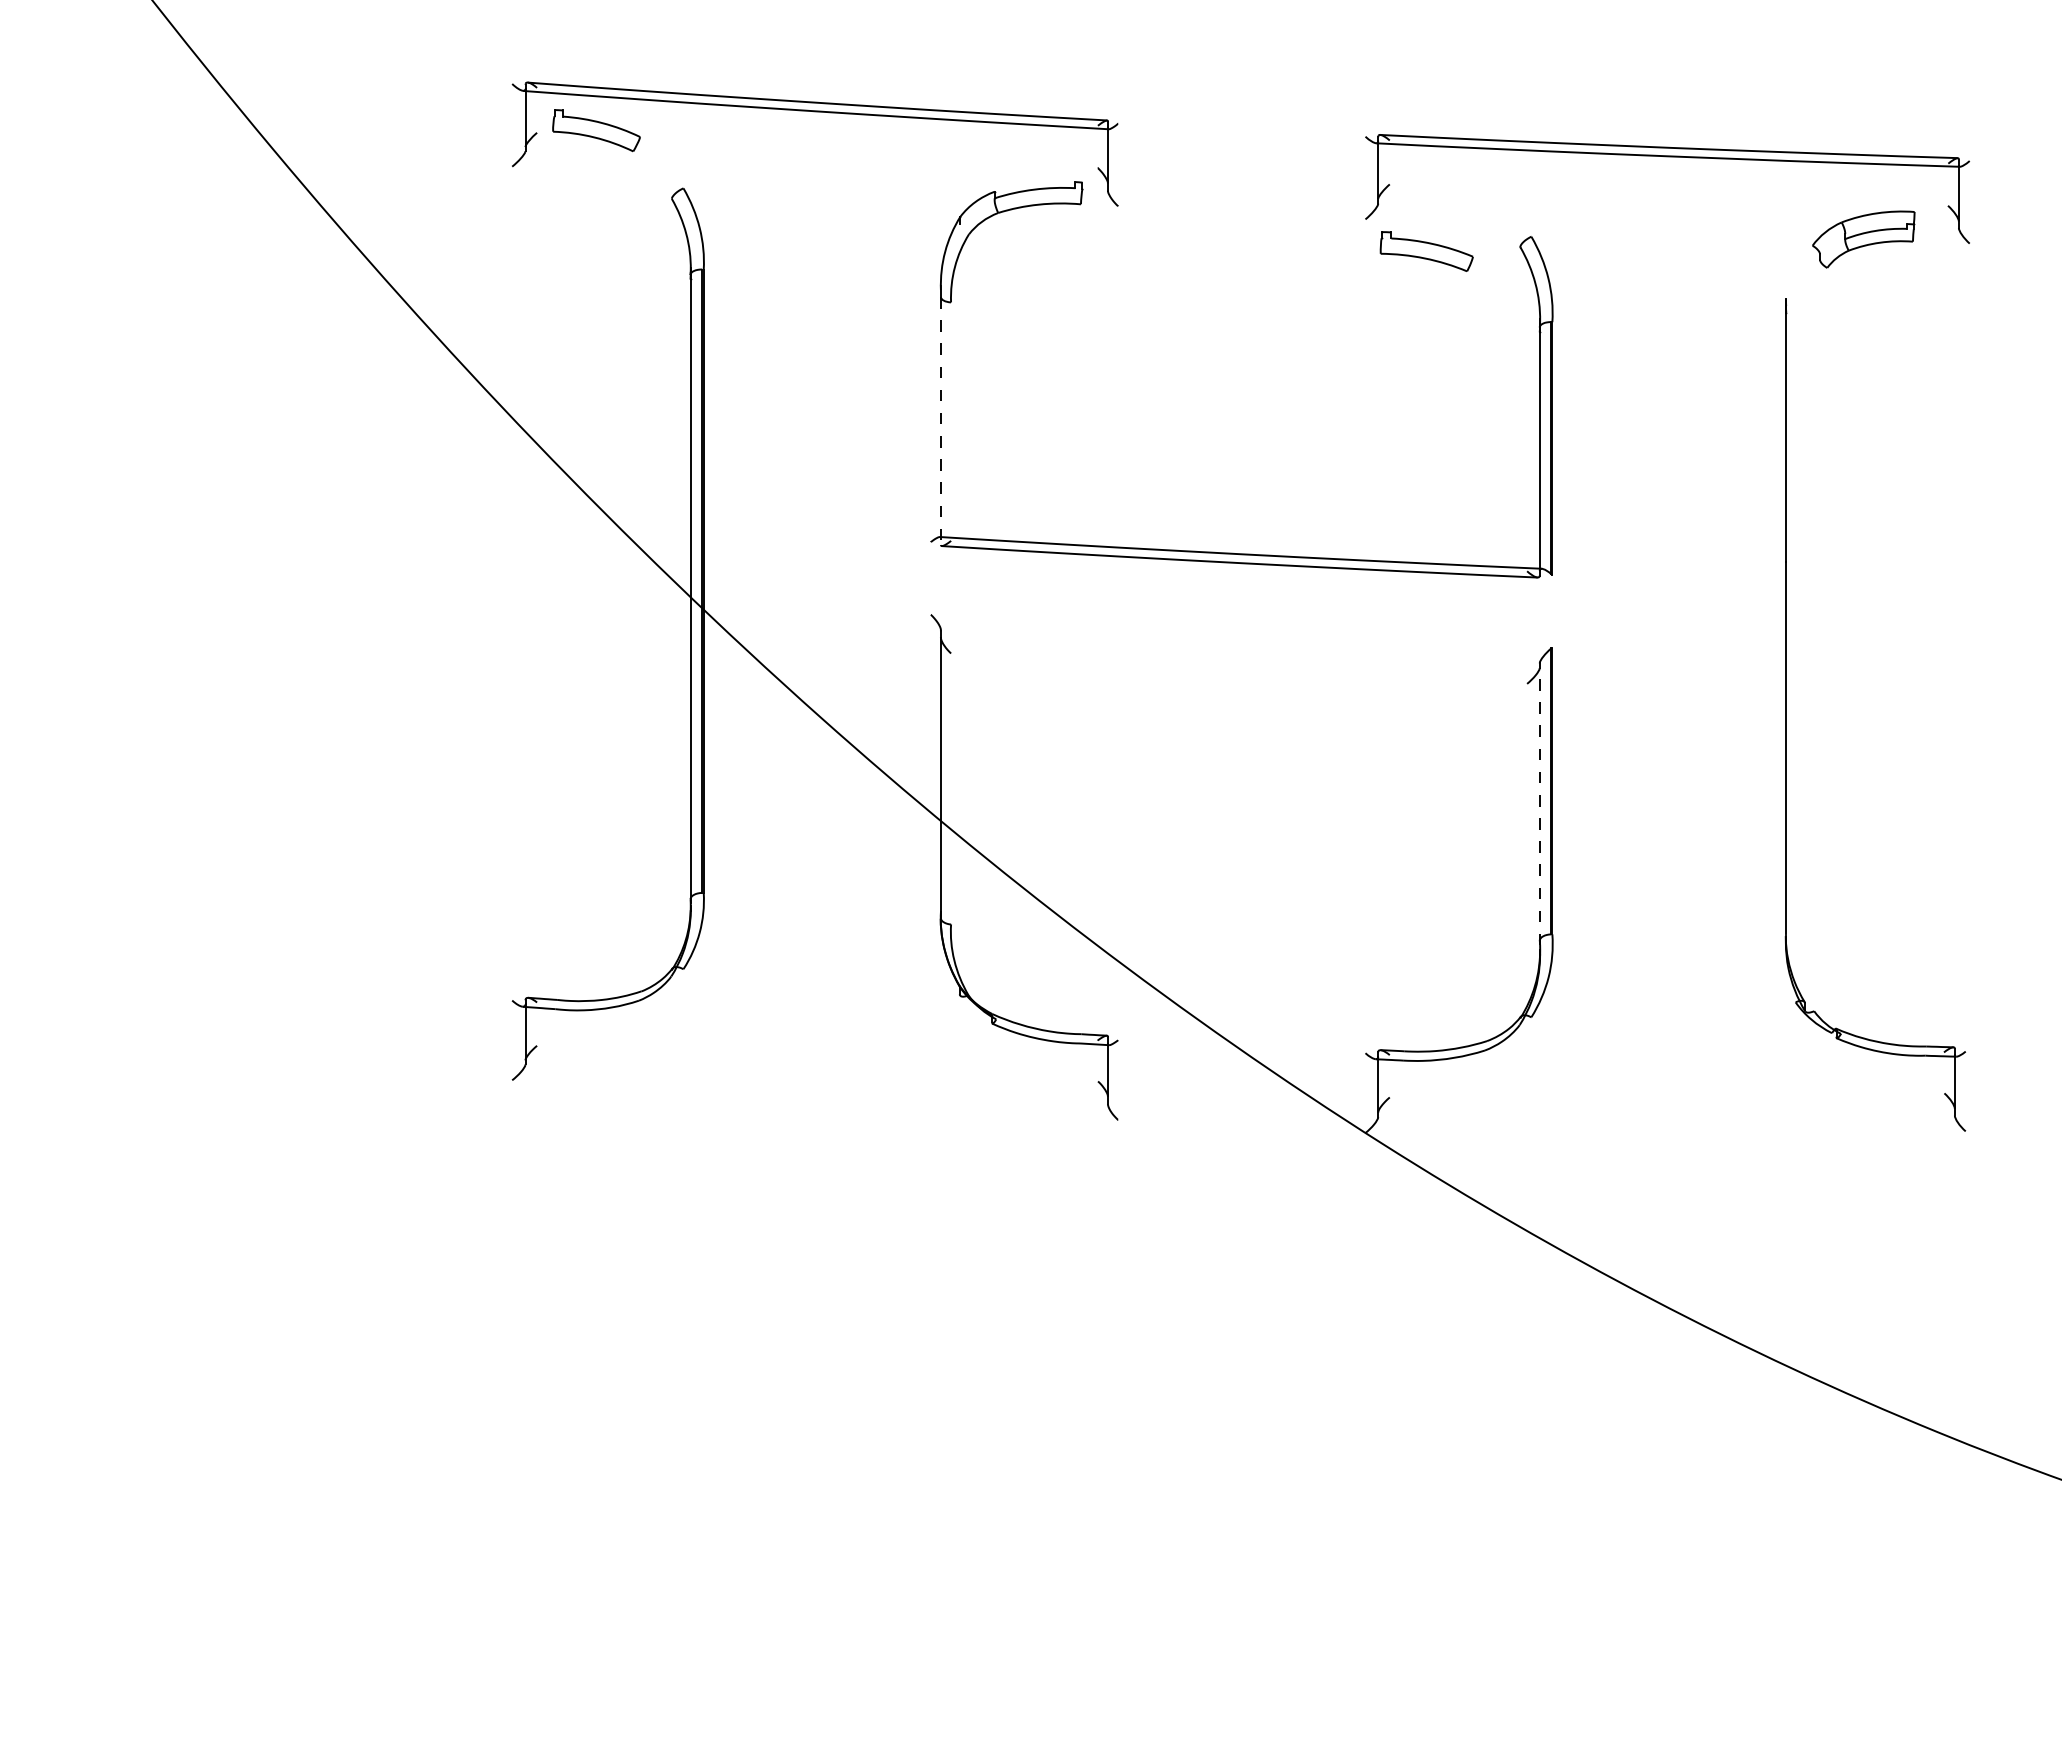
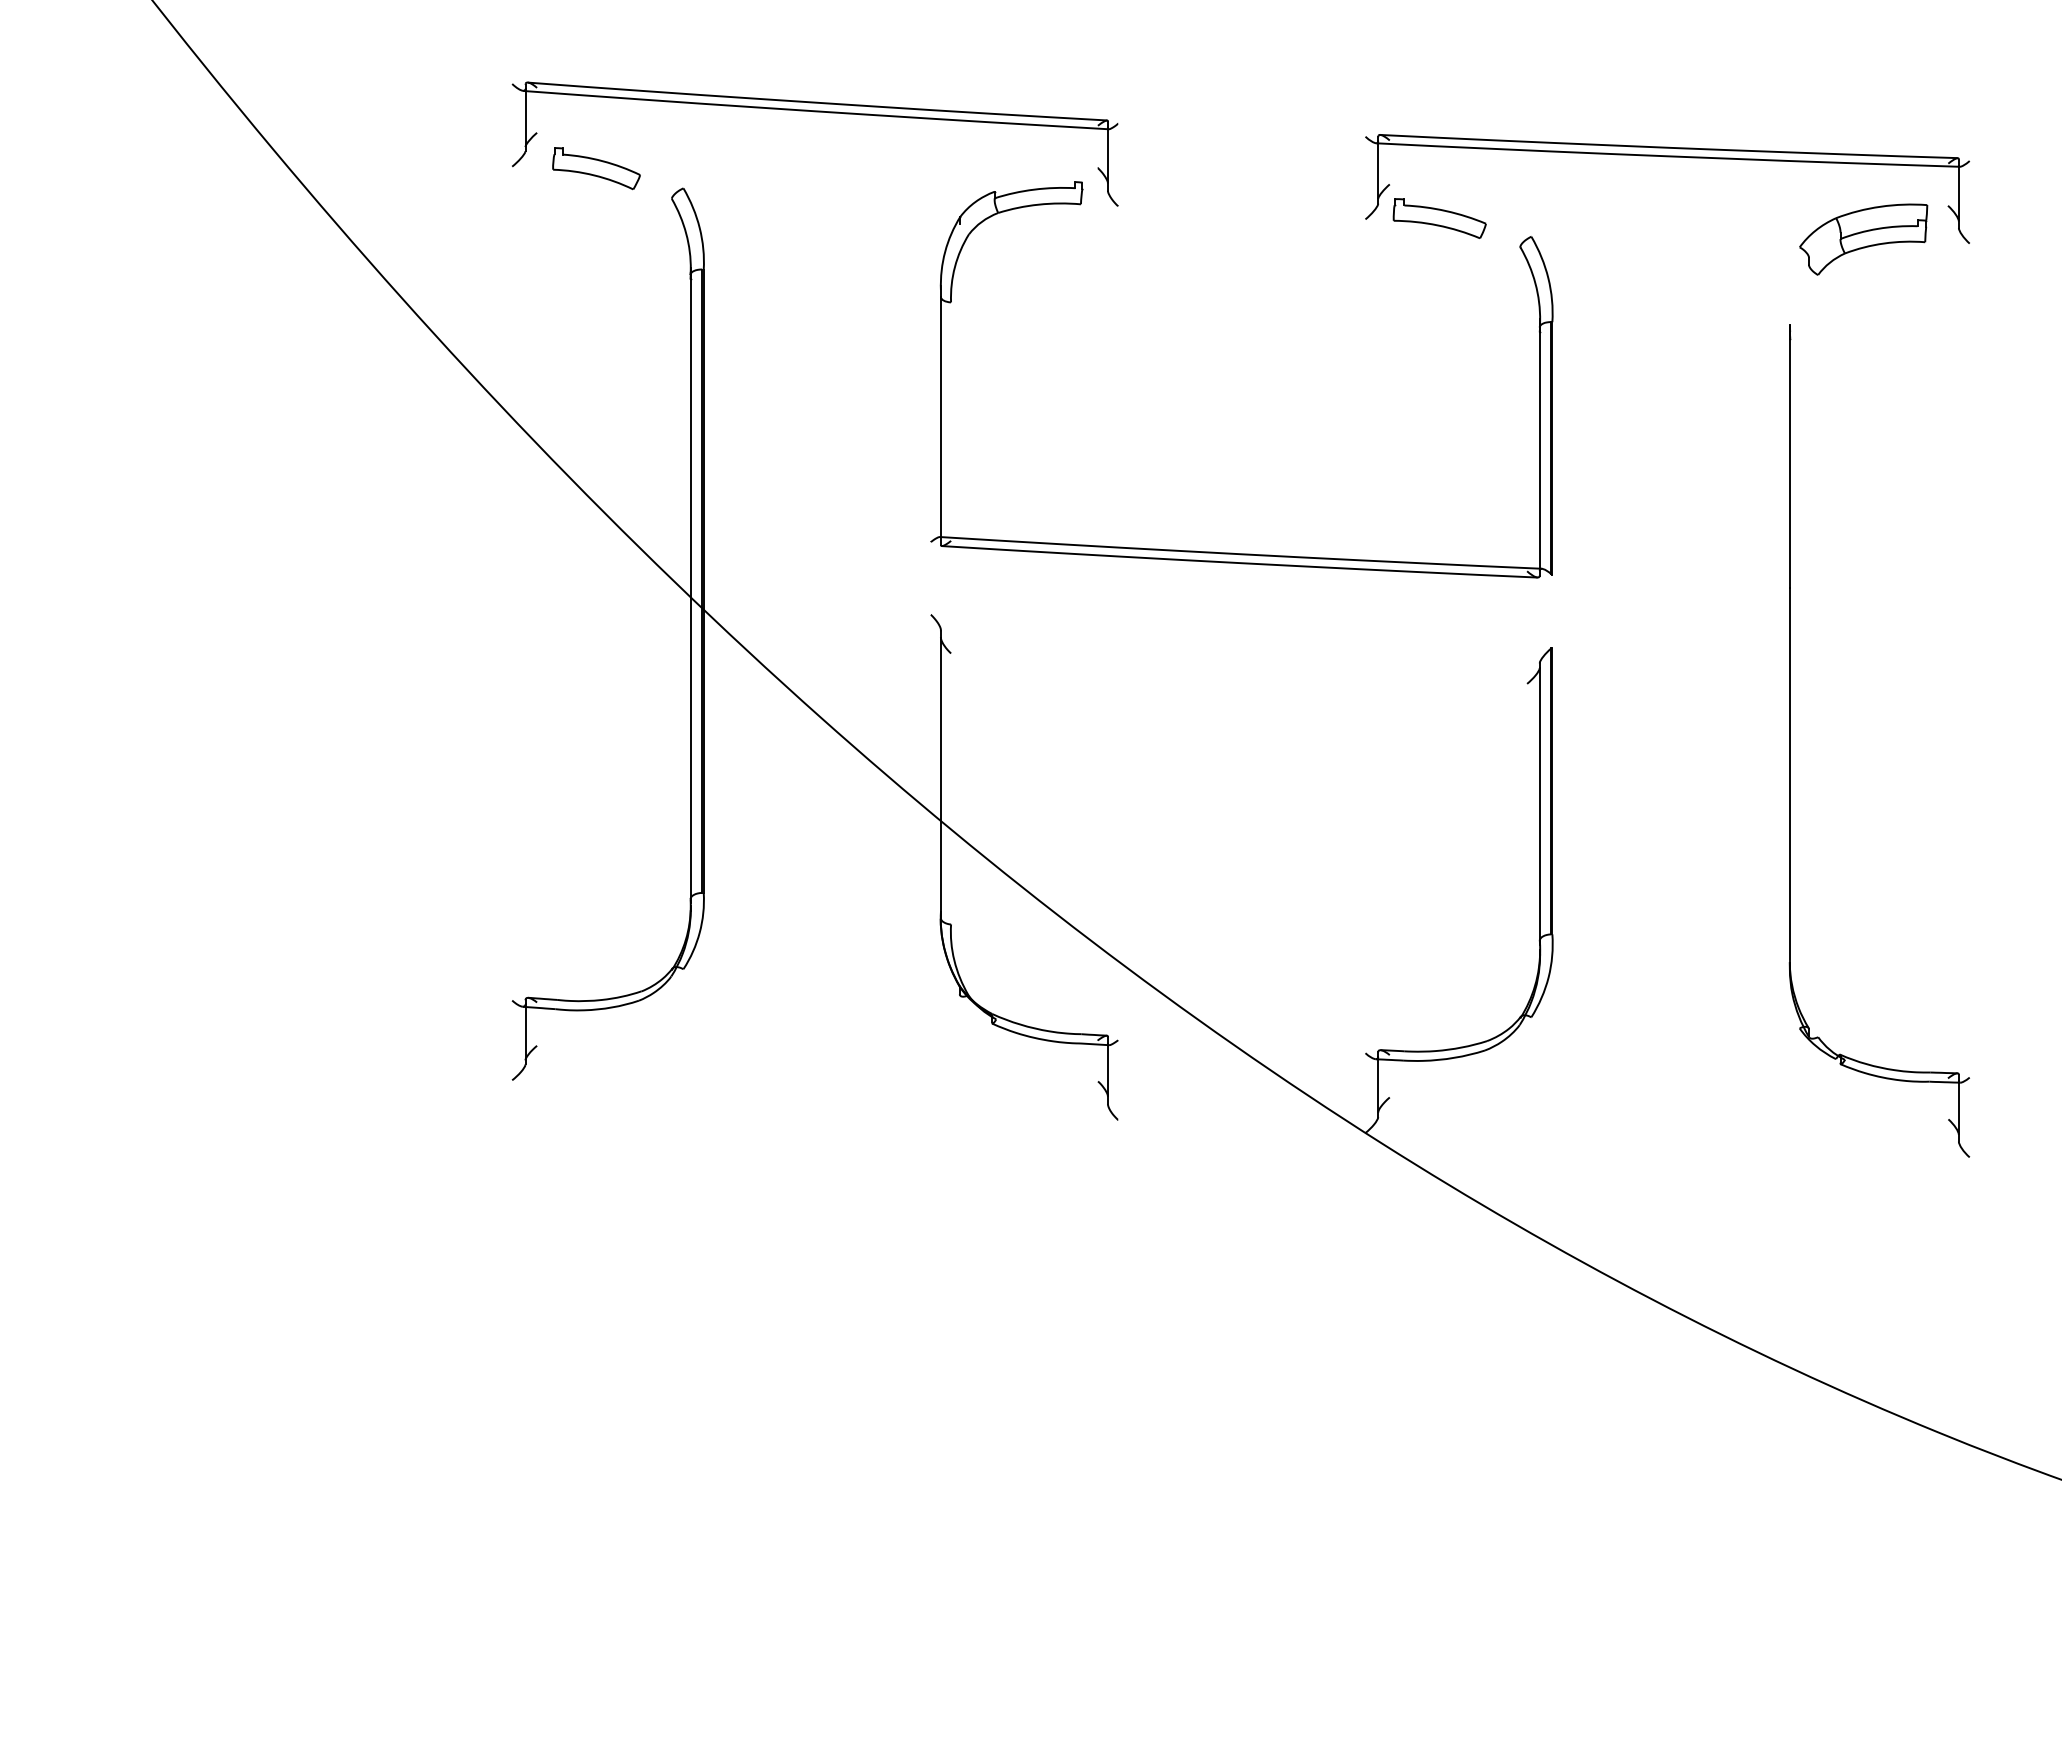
part position: (596, 130) -> (596, 168) (596, 168)
part size: 104x59 px -> 130x73 px (1863, 239)
part position: (1426, 251) -> (1439, 218) (1439, 218)
line: dashed -> solid (940, 421)
part position: (1786, 714) -> (1790, 740) (1790, 740)
line: dashed -> solid (1539, 806)
